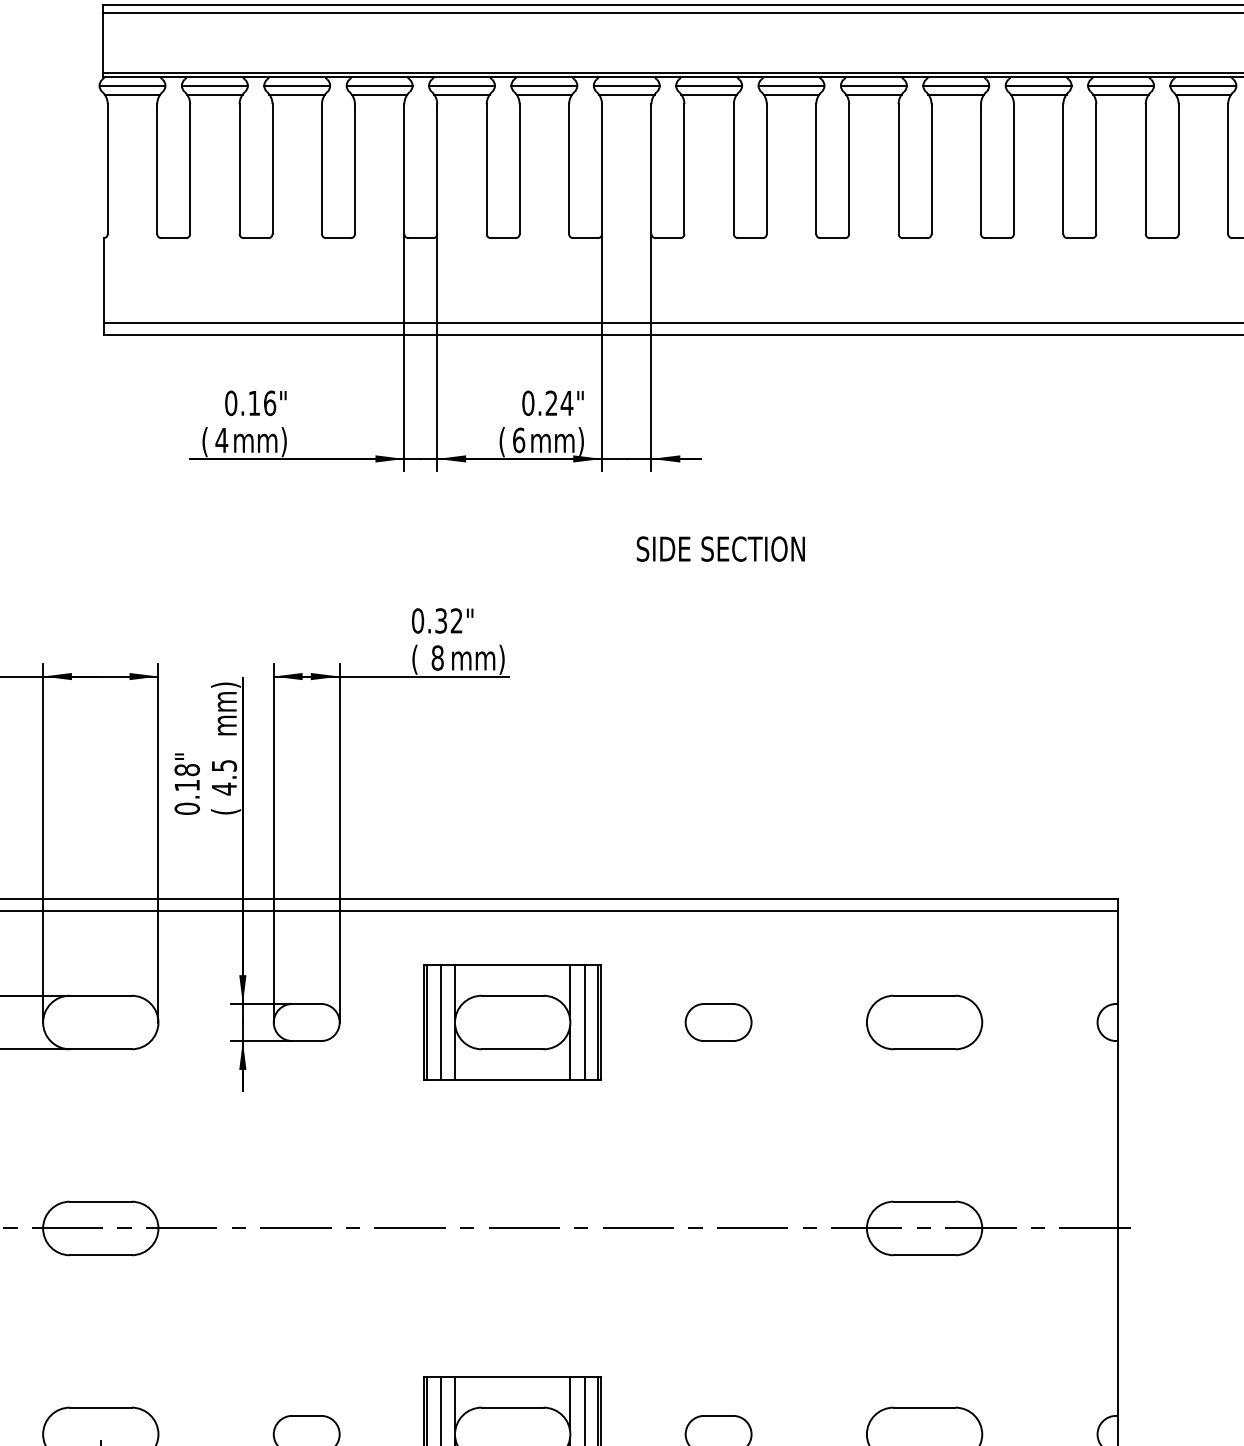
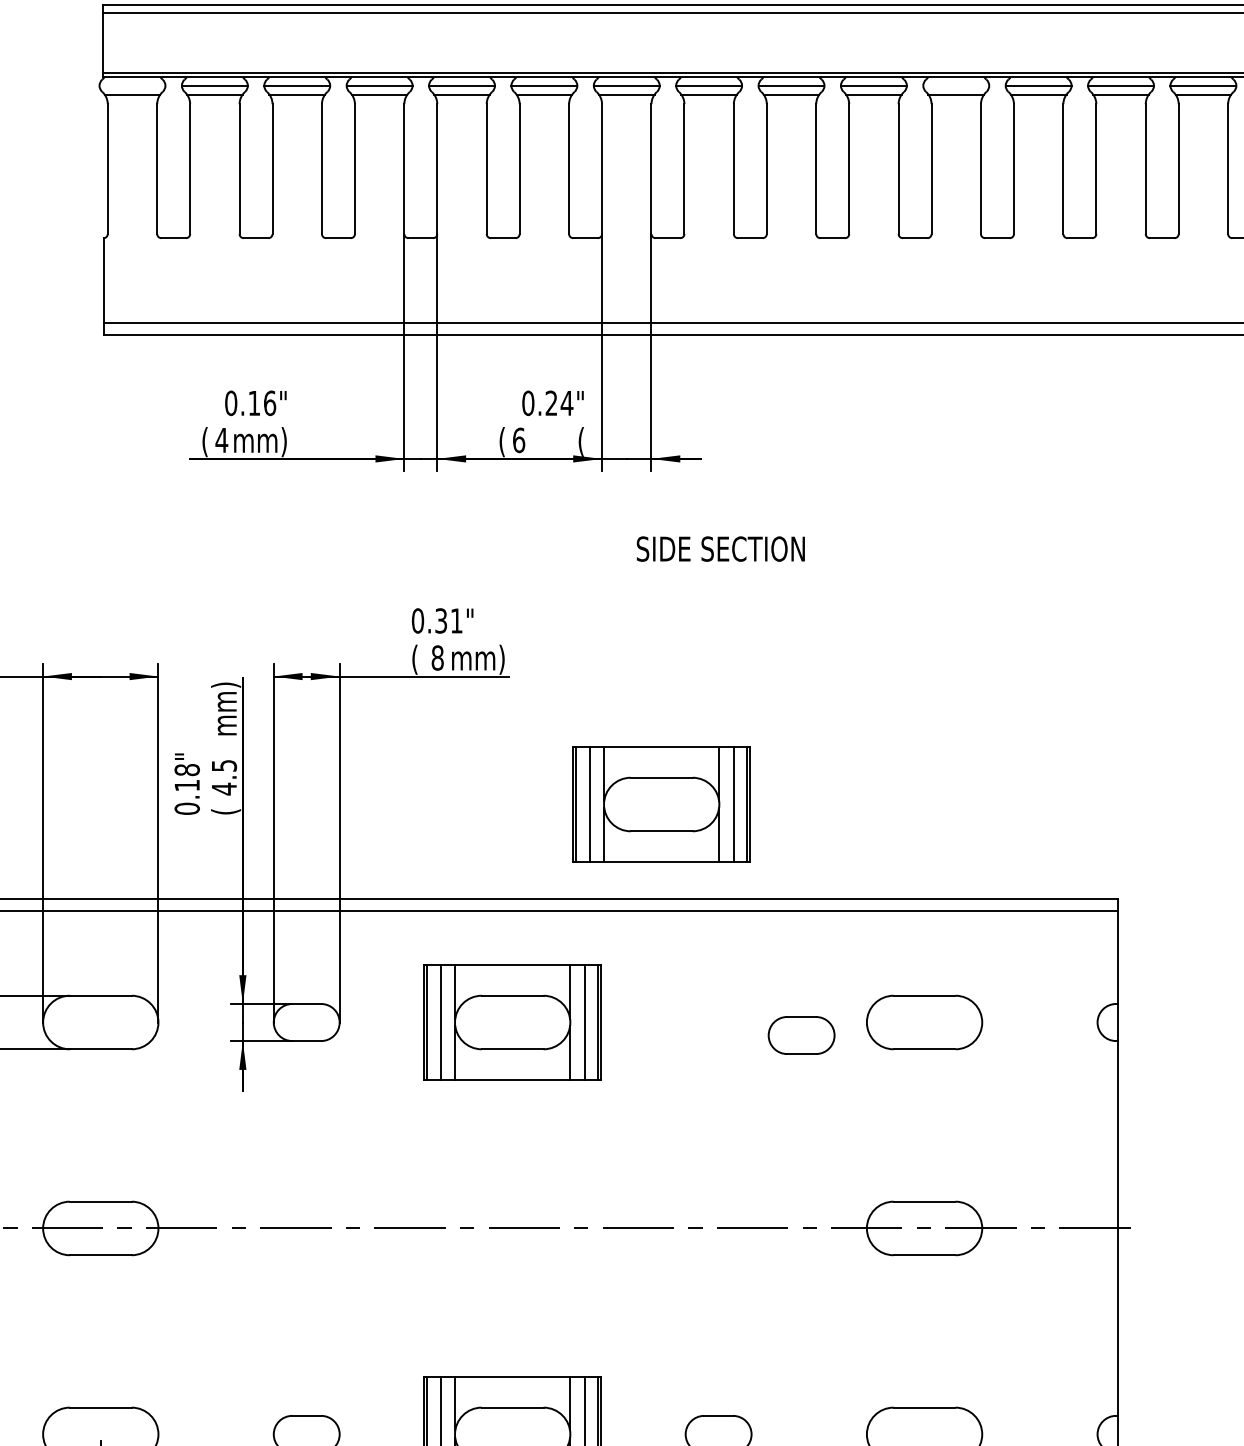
line: present -> none (132, 86)
line: present -> none (956, 86)
text: mm) -> ( (557, 441)
text: 0.32" -> 0.31" (456, 620)
part: none -> present (661, 804)
part position: (718, 1022) -> (801, 1035) (801, 1035)
